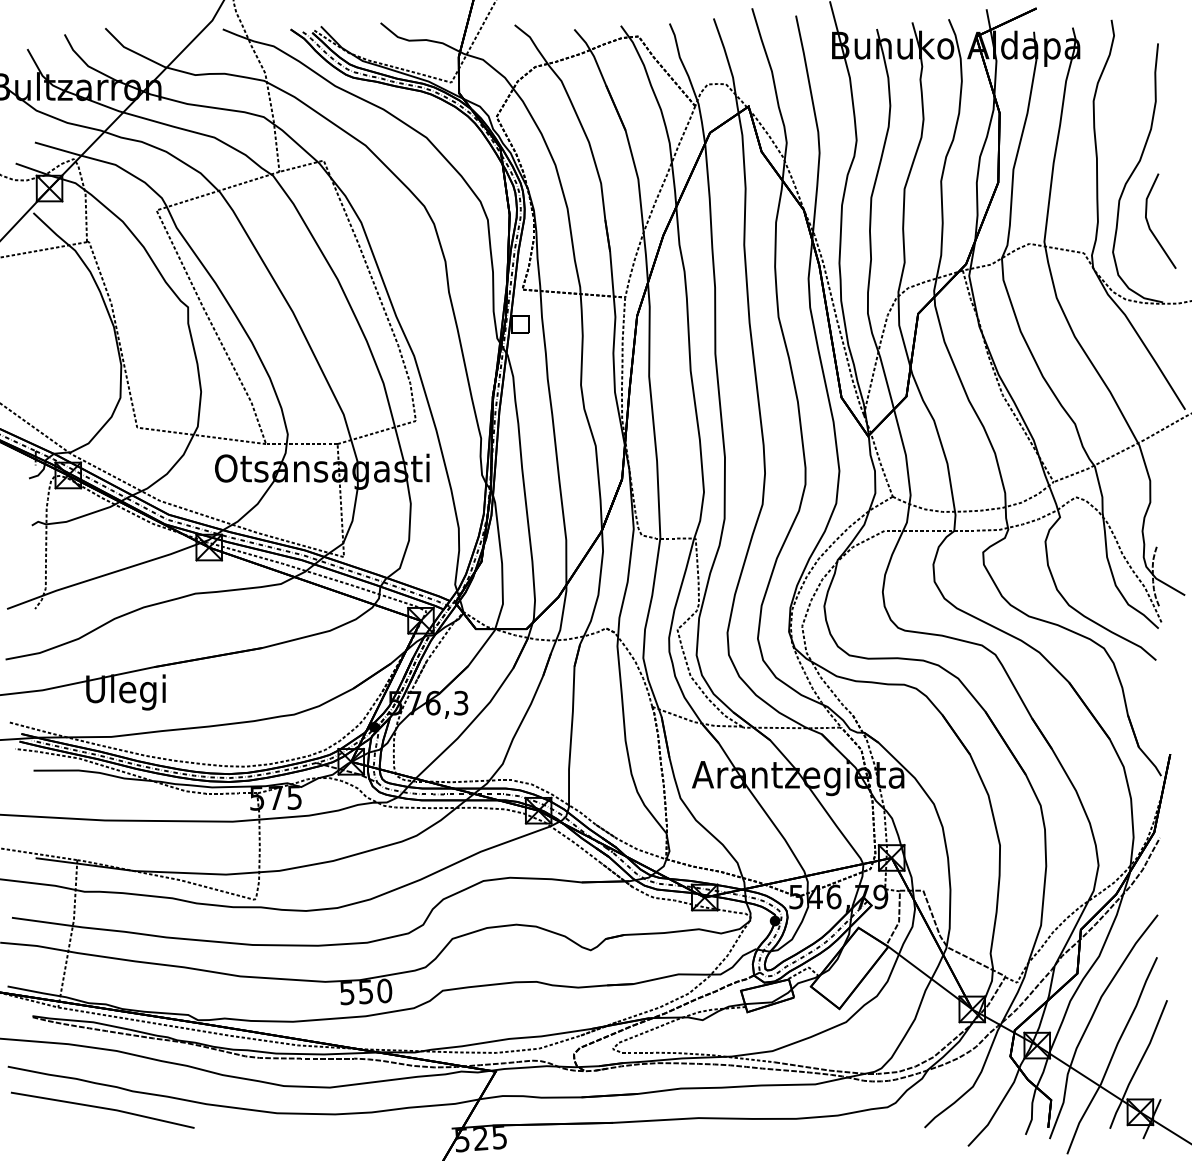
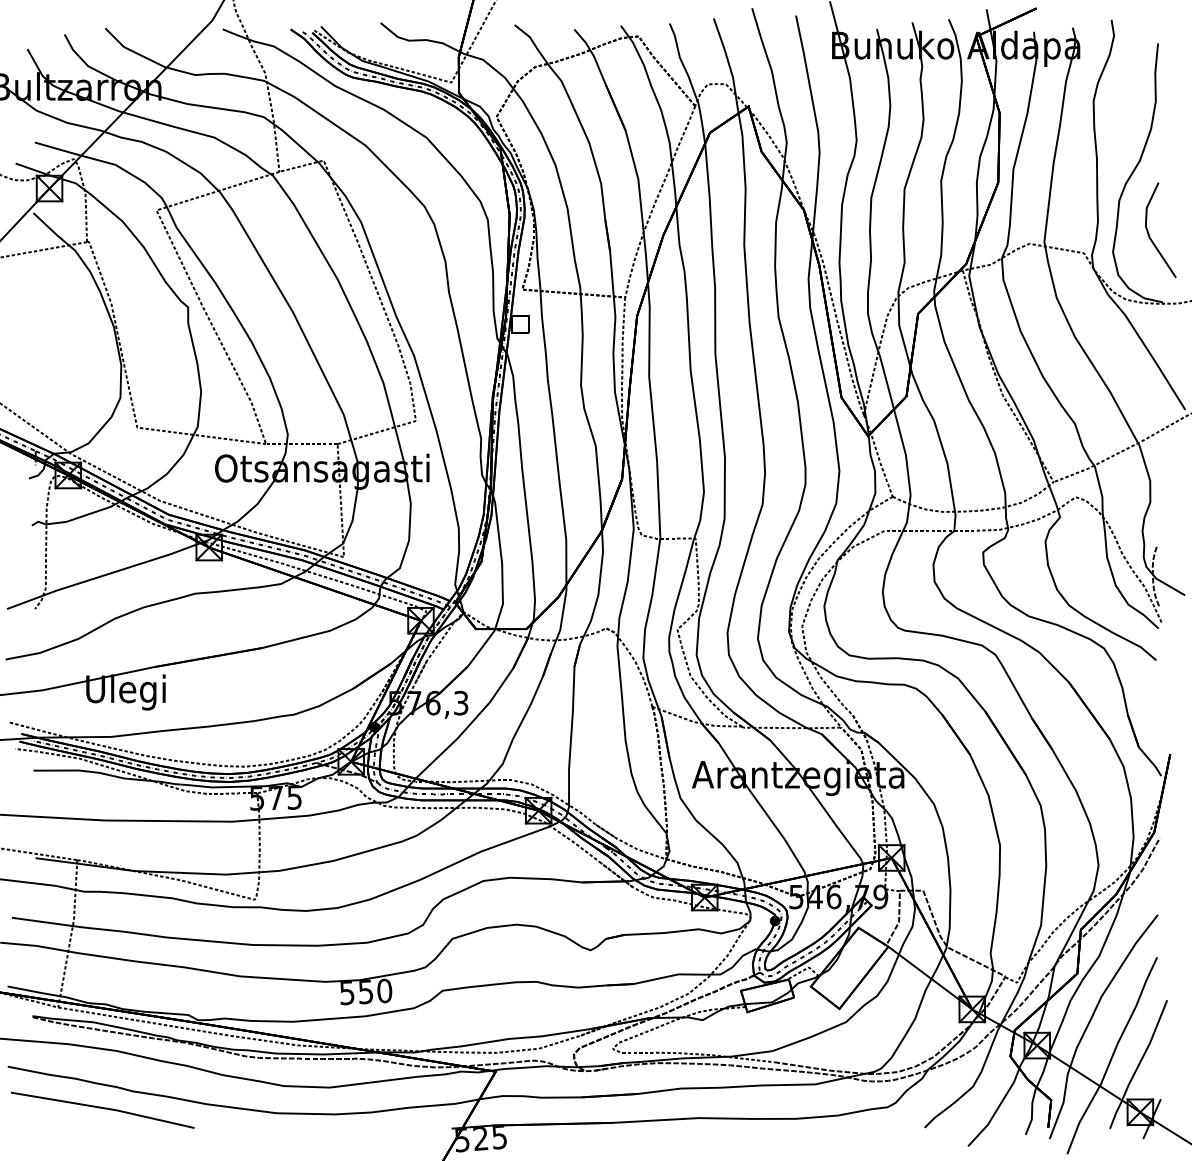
line position: (1149, 224) -> (1149, 233) (1149, 233)
